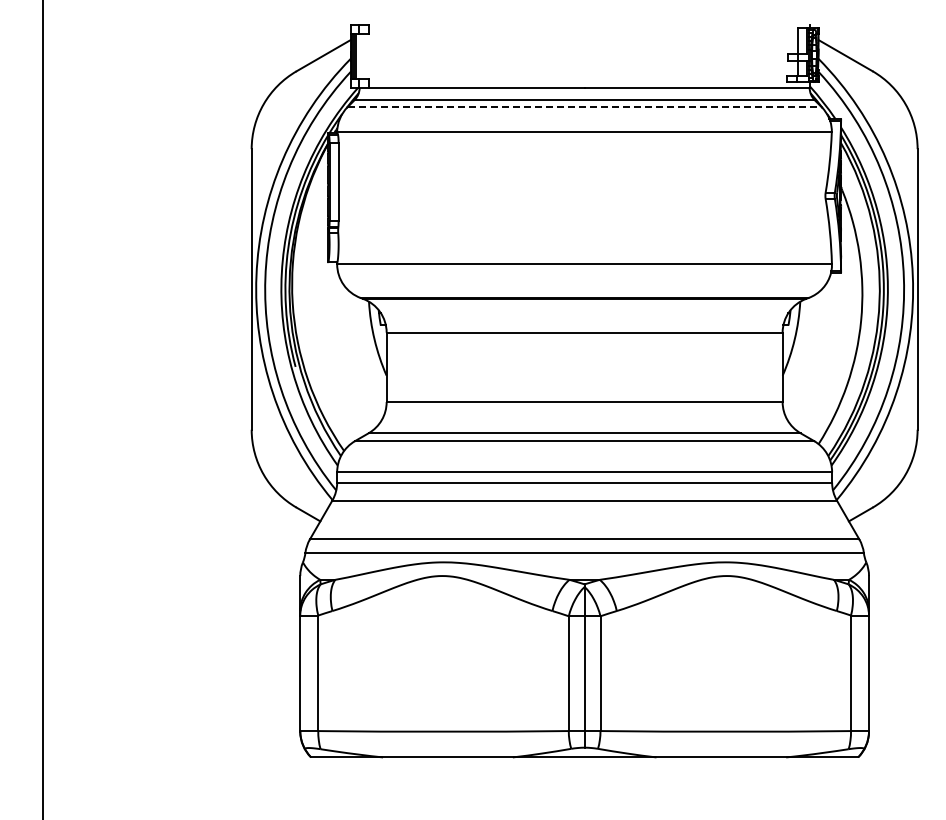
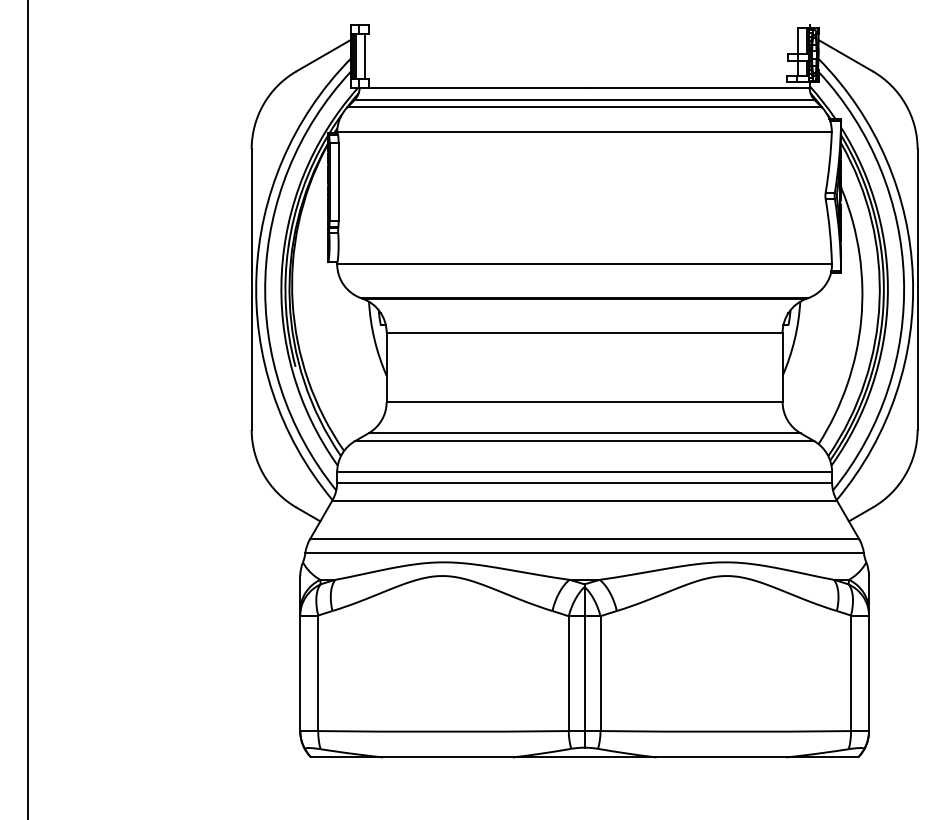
line: none -> present (365, 55)
line: dashed -> solid (584, 107)
line position: (43, 409) -> (28, 409) (28, 409)
